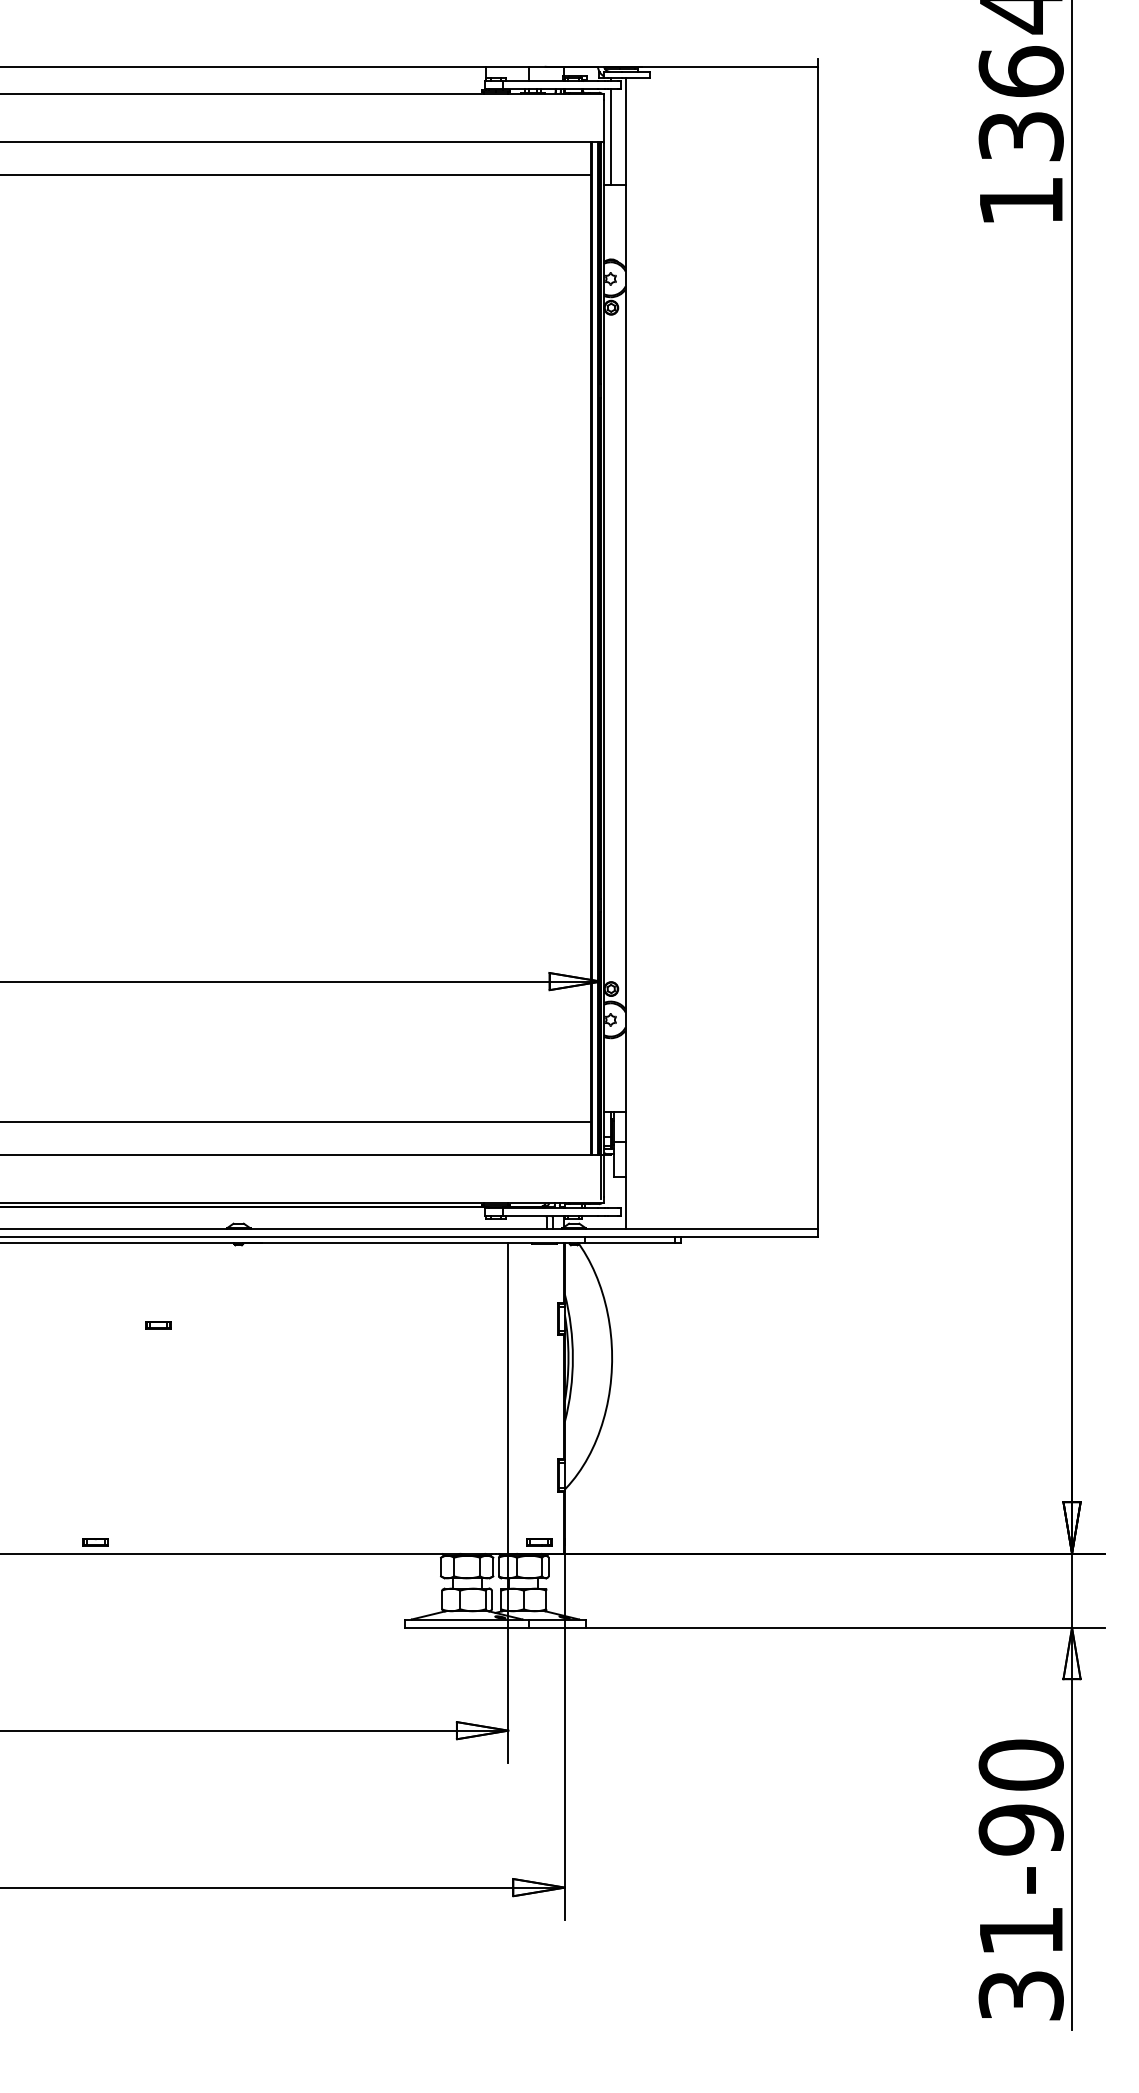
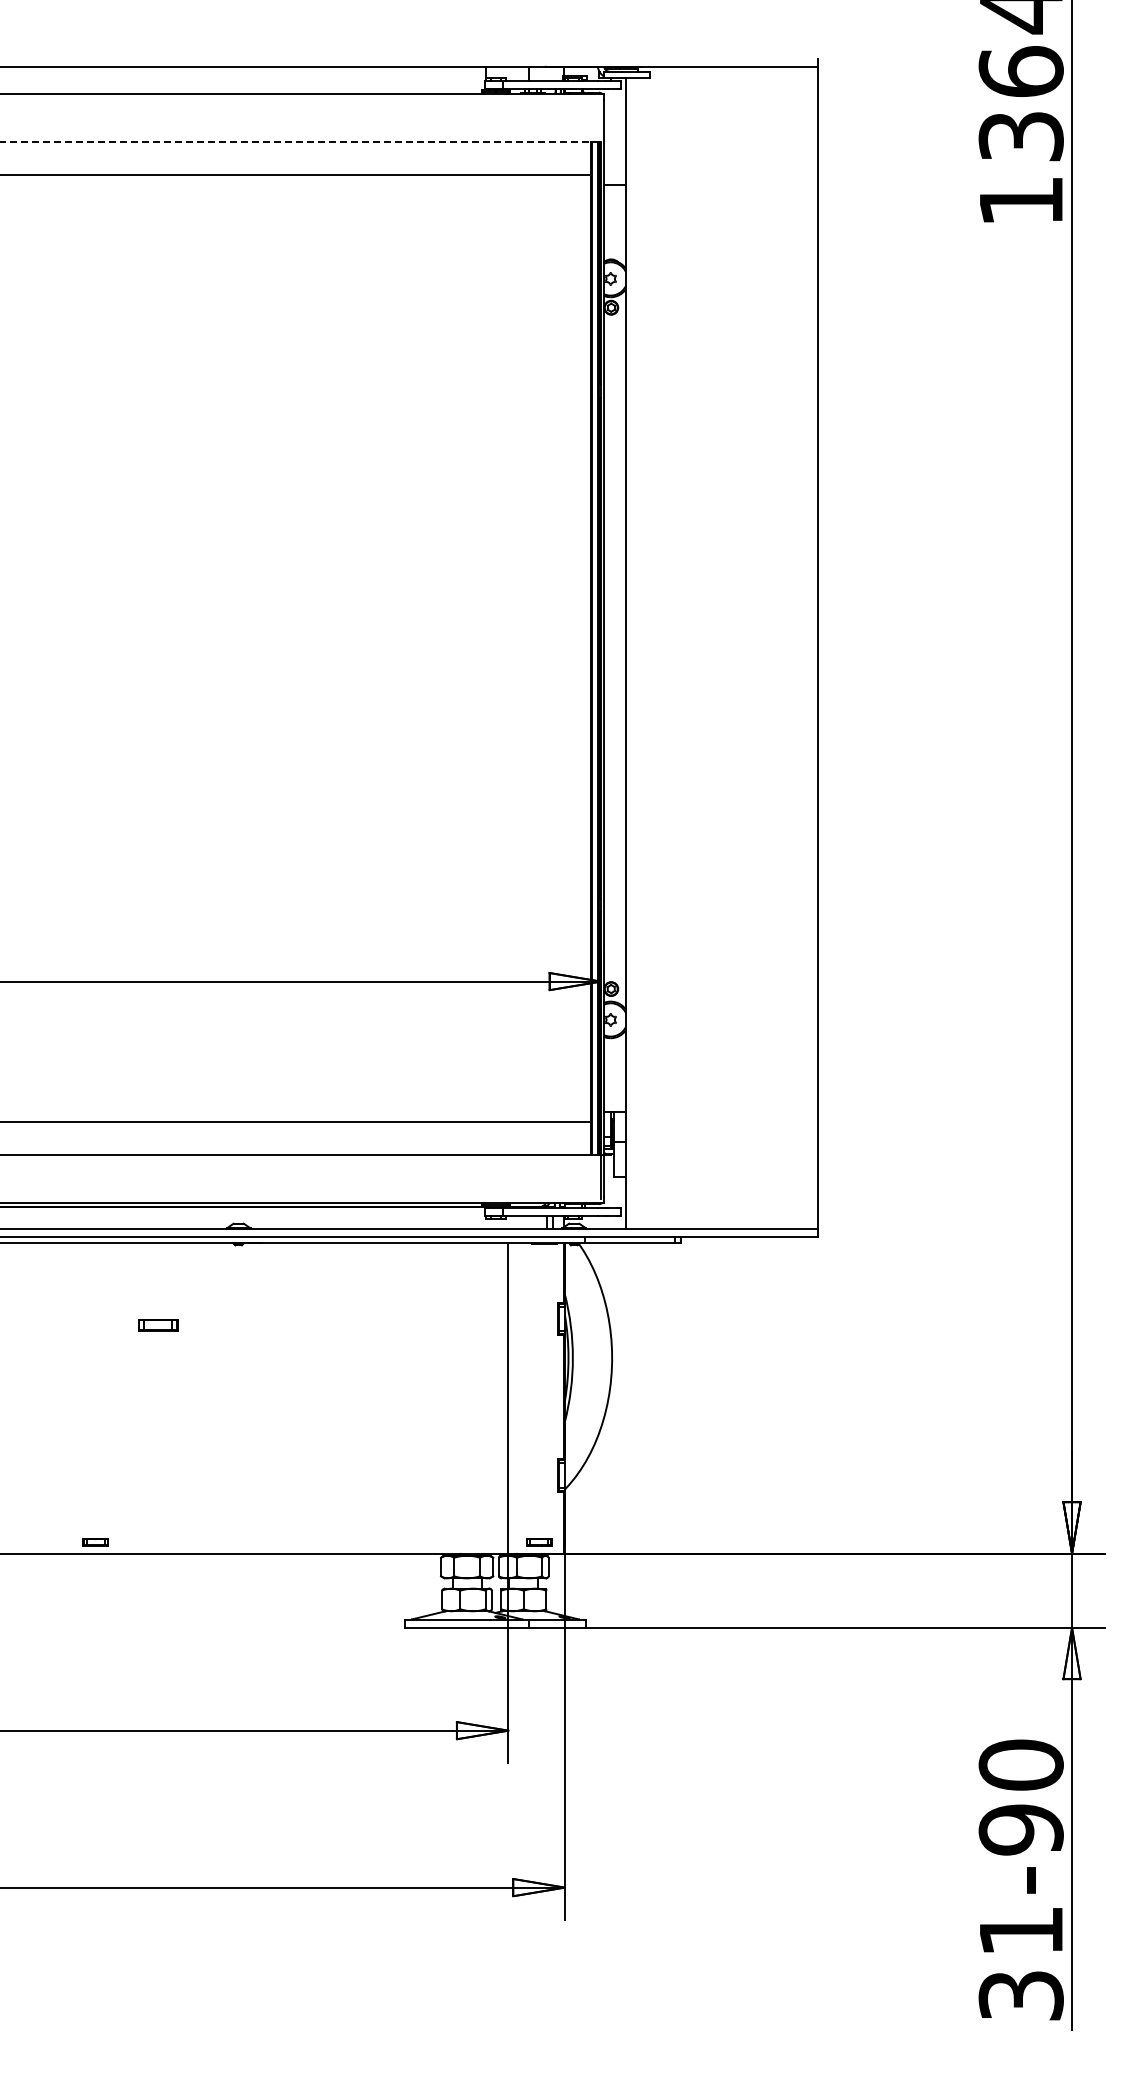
line: present -> none (611, 137)
line: solid -> dashed (302, 142)
part size: 27x9 px -> 41x13 px (158, 1325)
